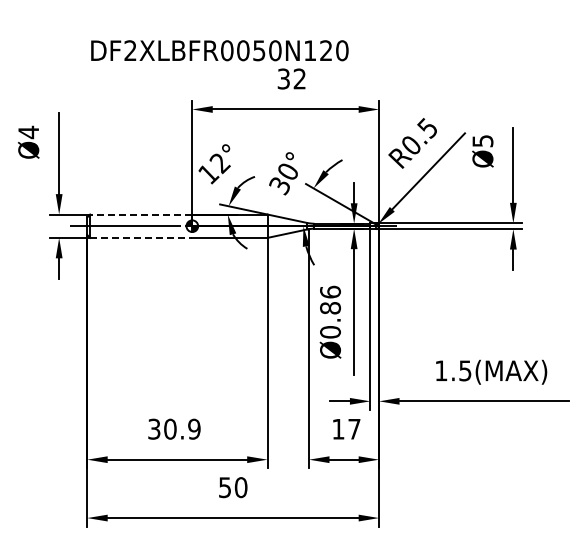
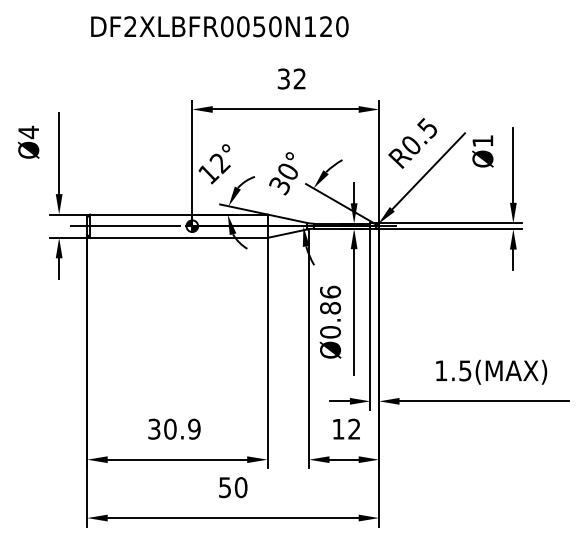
text position: (219, 50) -> (219, 26) (219, 26)
text: Ø5 -> Ø1 (482, 141)
line: dashed -> solid (140, 214)
line: dashed -> solid (141, 237)
text: 17 -> 12 (354, 428)
